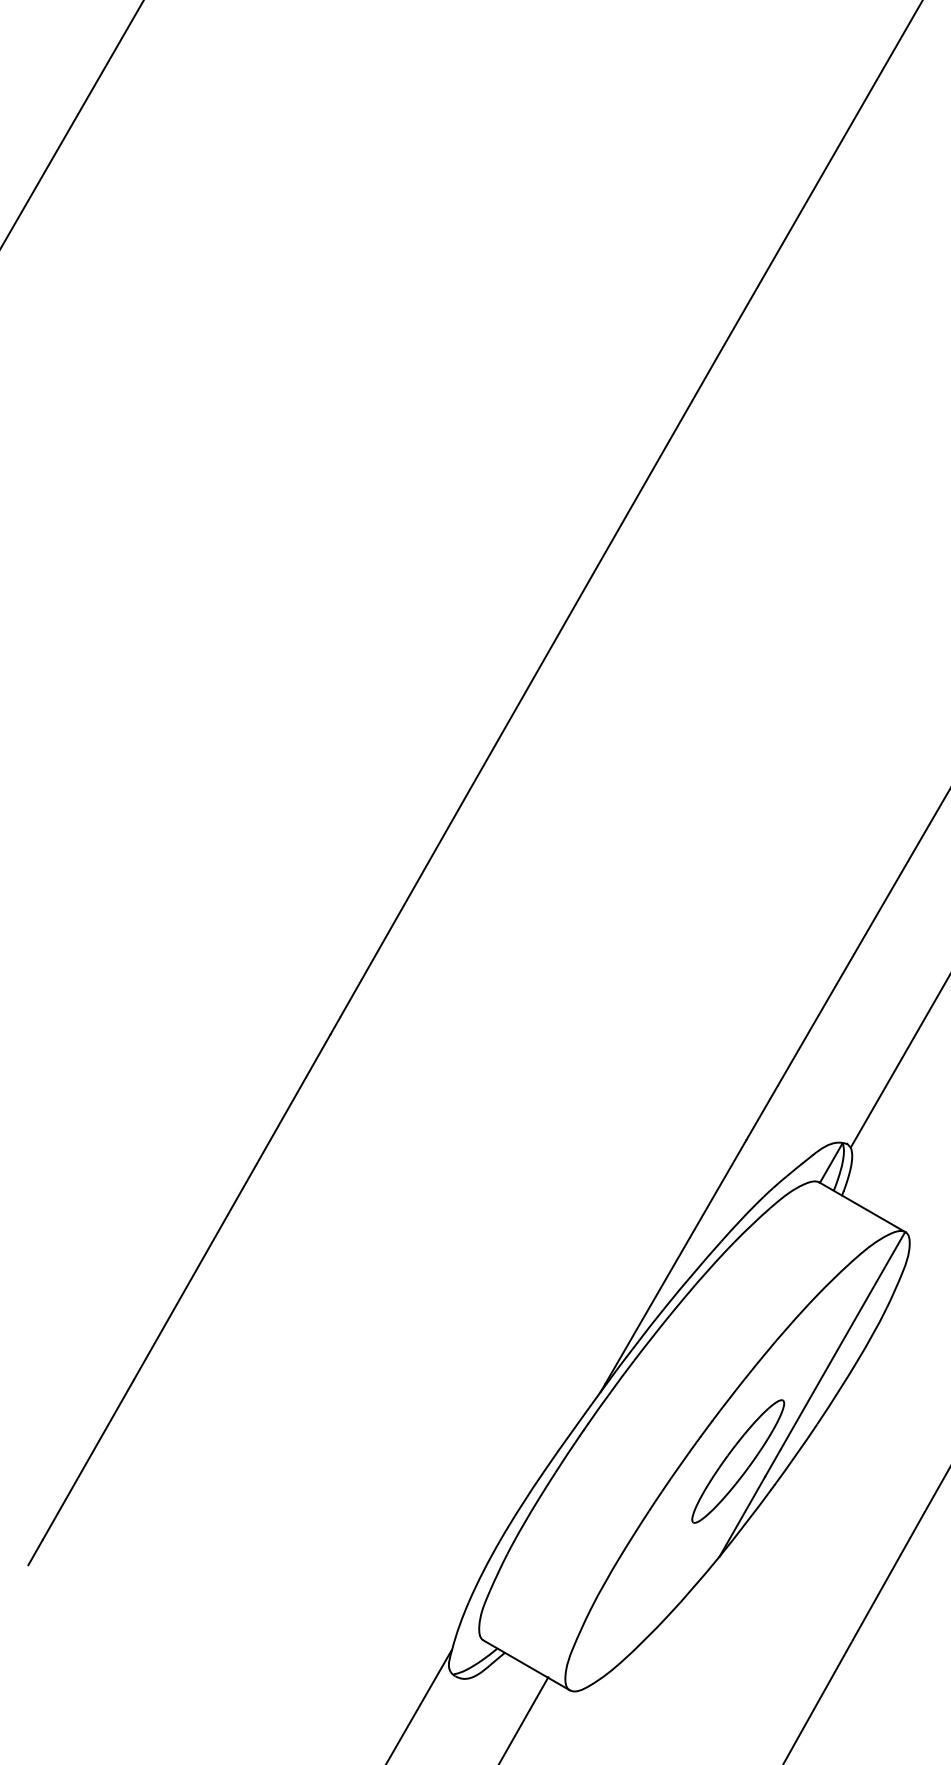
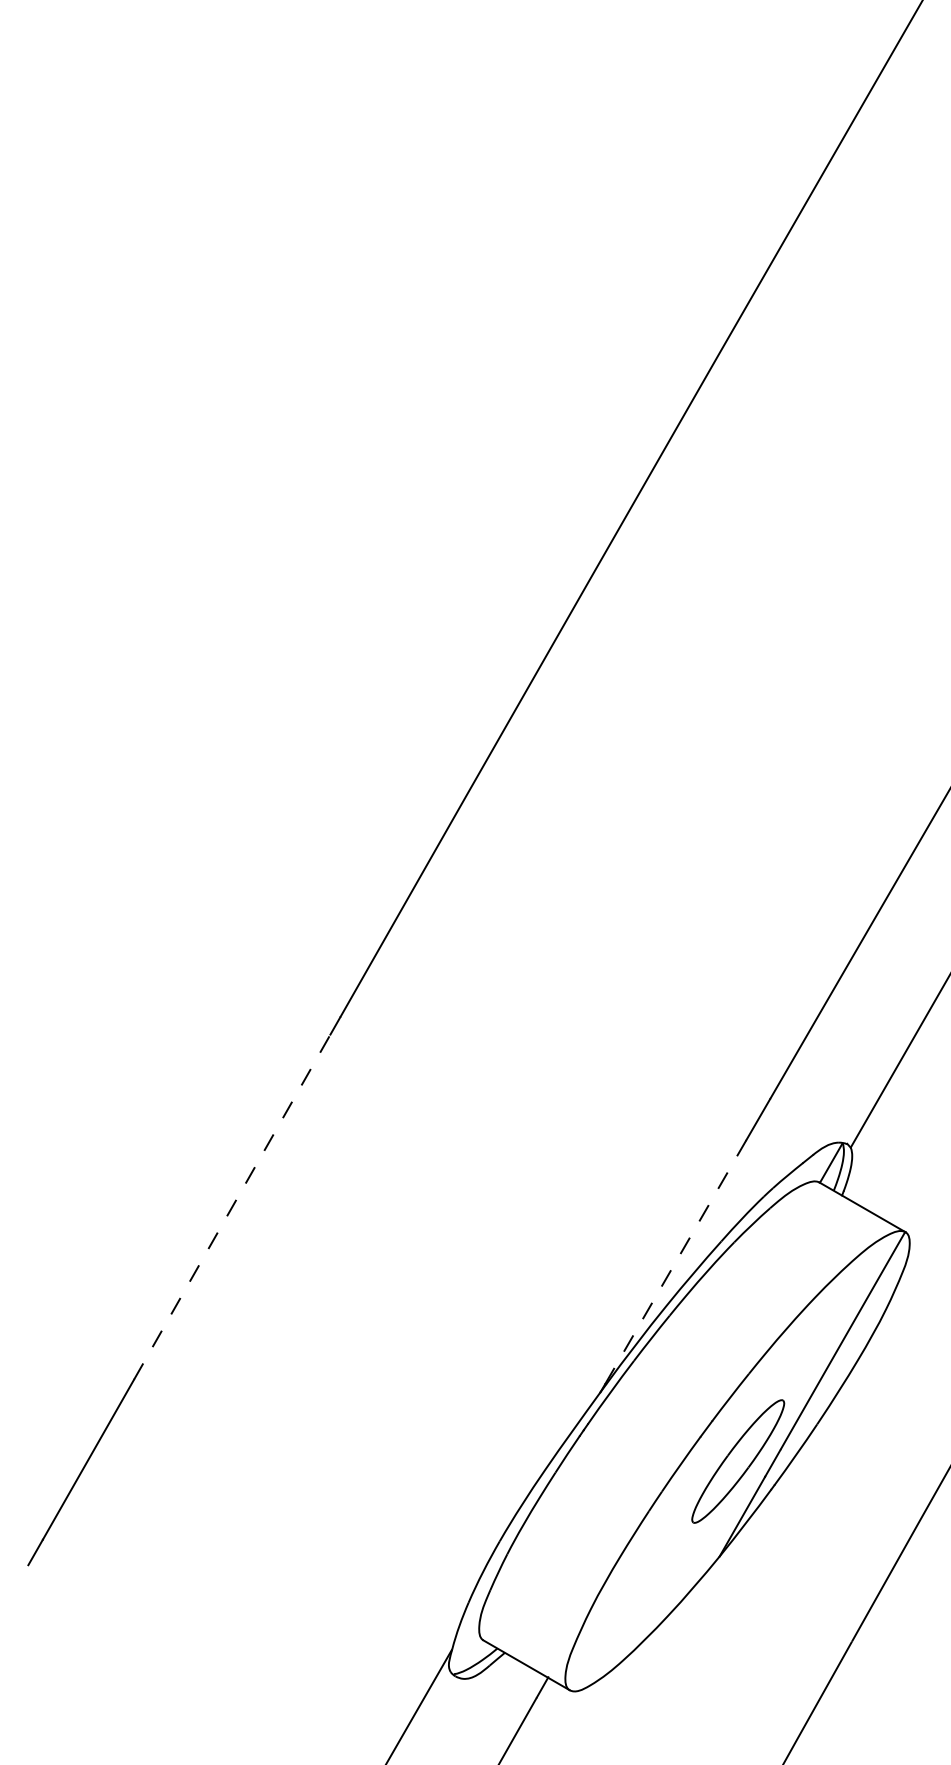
line: present -> none (72, 124)
line: solid -> dashed (232, 1207)
line: solid -> dashed (675, 1261)
